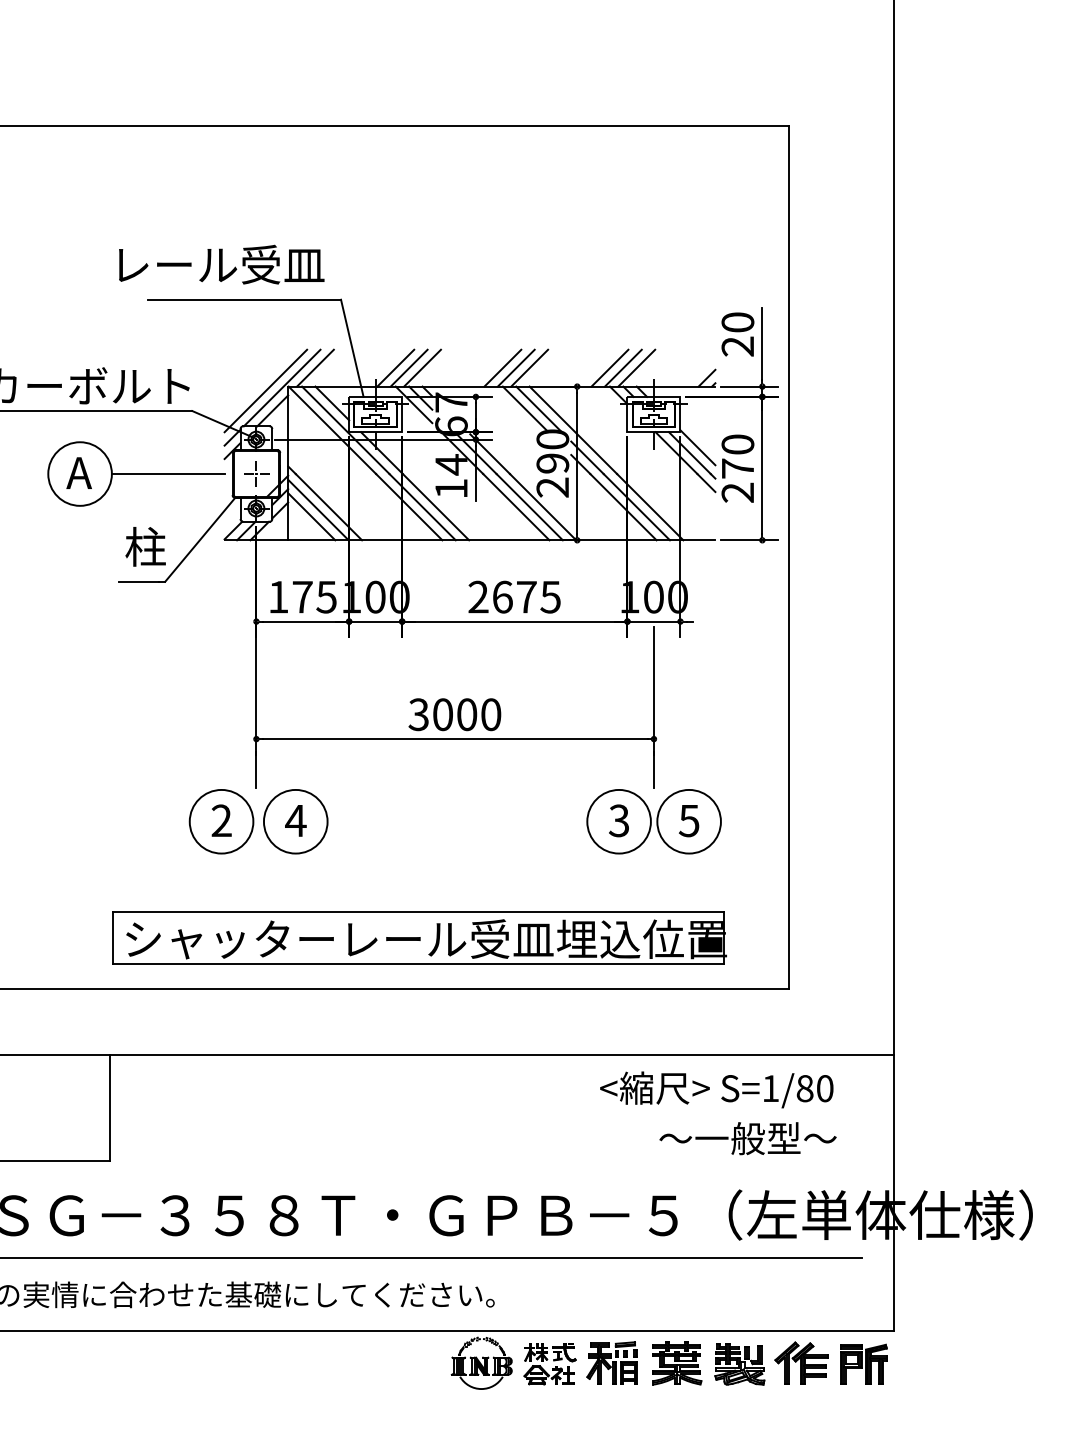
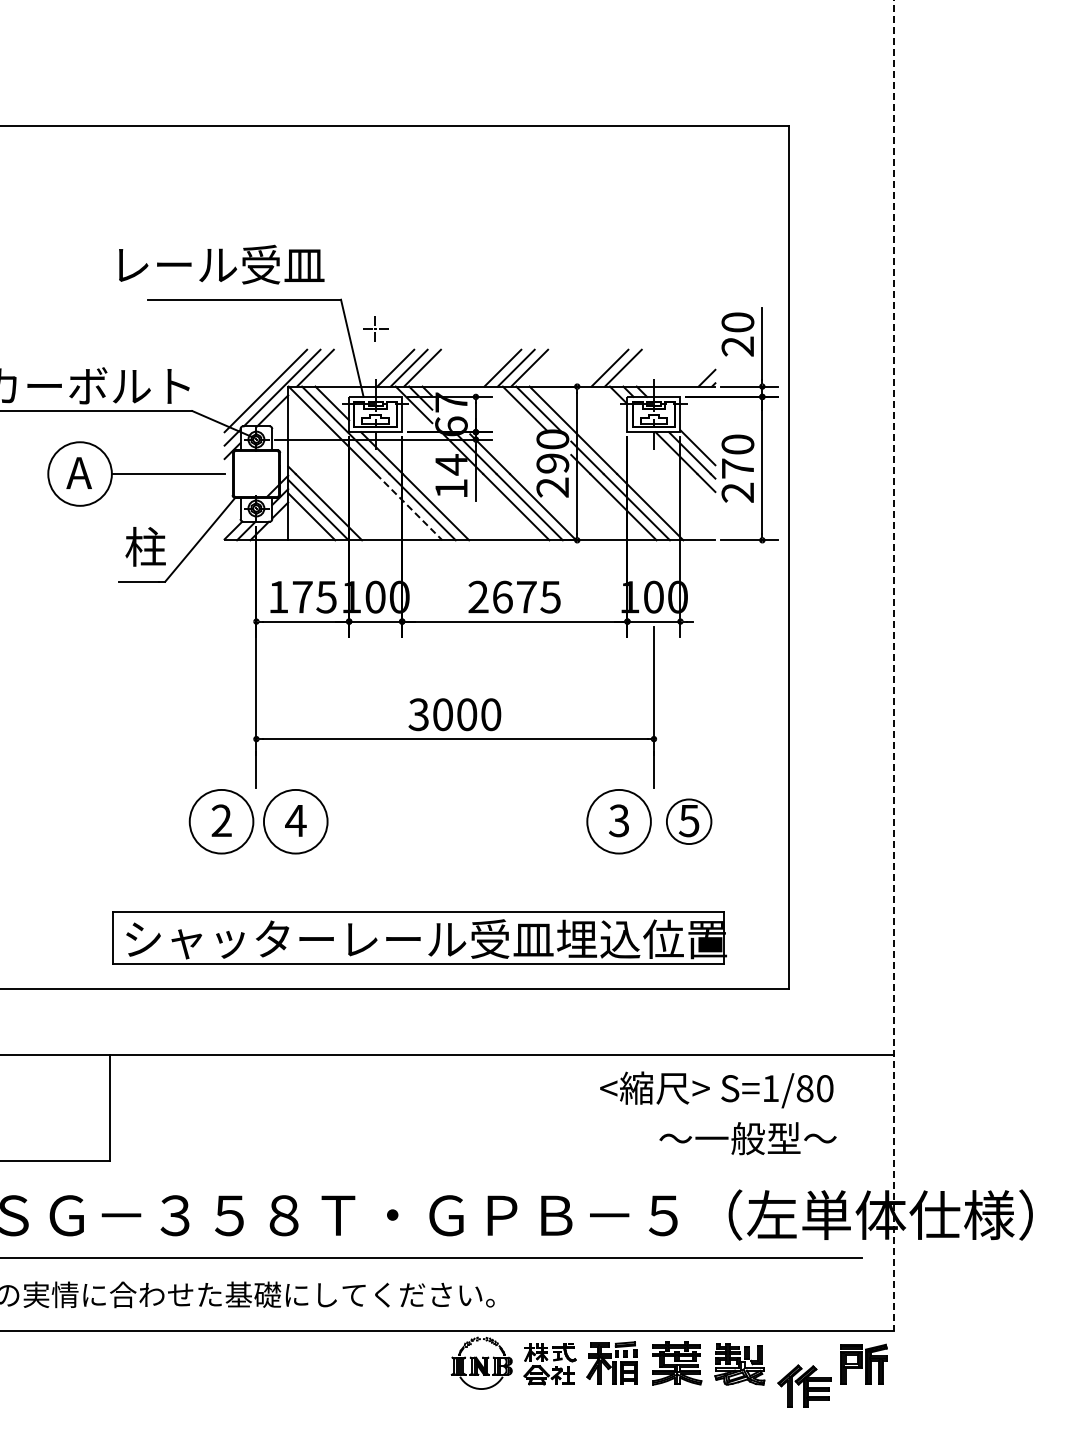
line: present -> none (636, 367)
part position: (256, 473) -> (375, 328) (375, 328)
line: solid -> dashed (409, 507)
line: solid -> dashed (893, 666)
circle diameter: 64 px -> 45 px (688, 821)
part position: (801, 1362) -> (804, 1385) (804, 1385)
